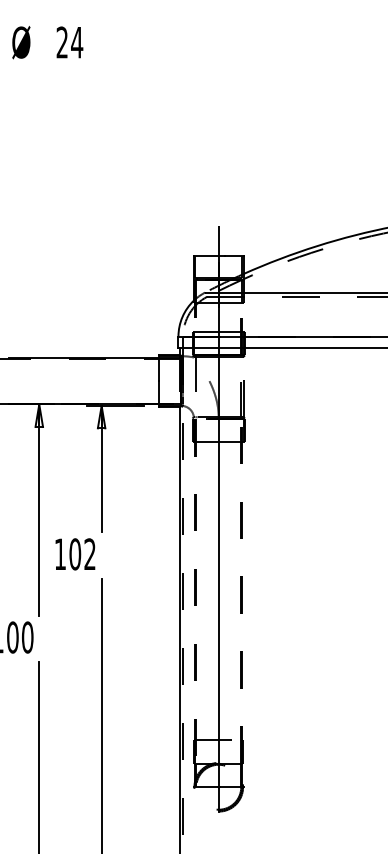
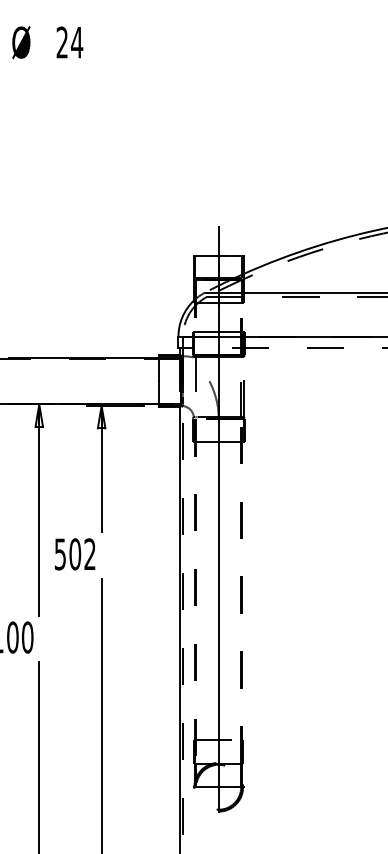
line: solid -> dashed (282, 347)
text: 102 -> 502 (59, 554)
